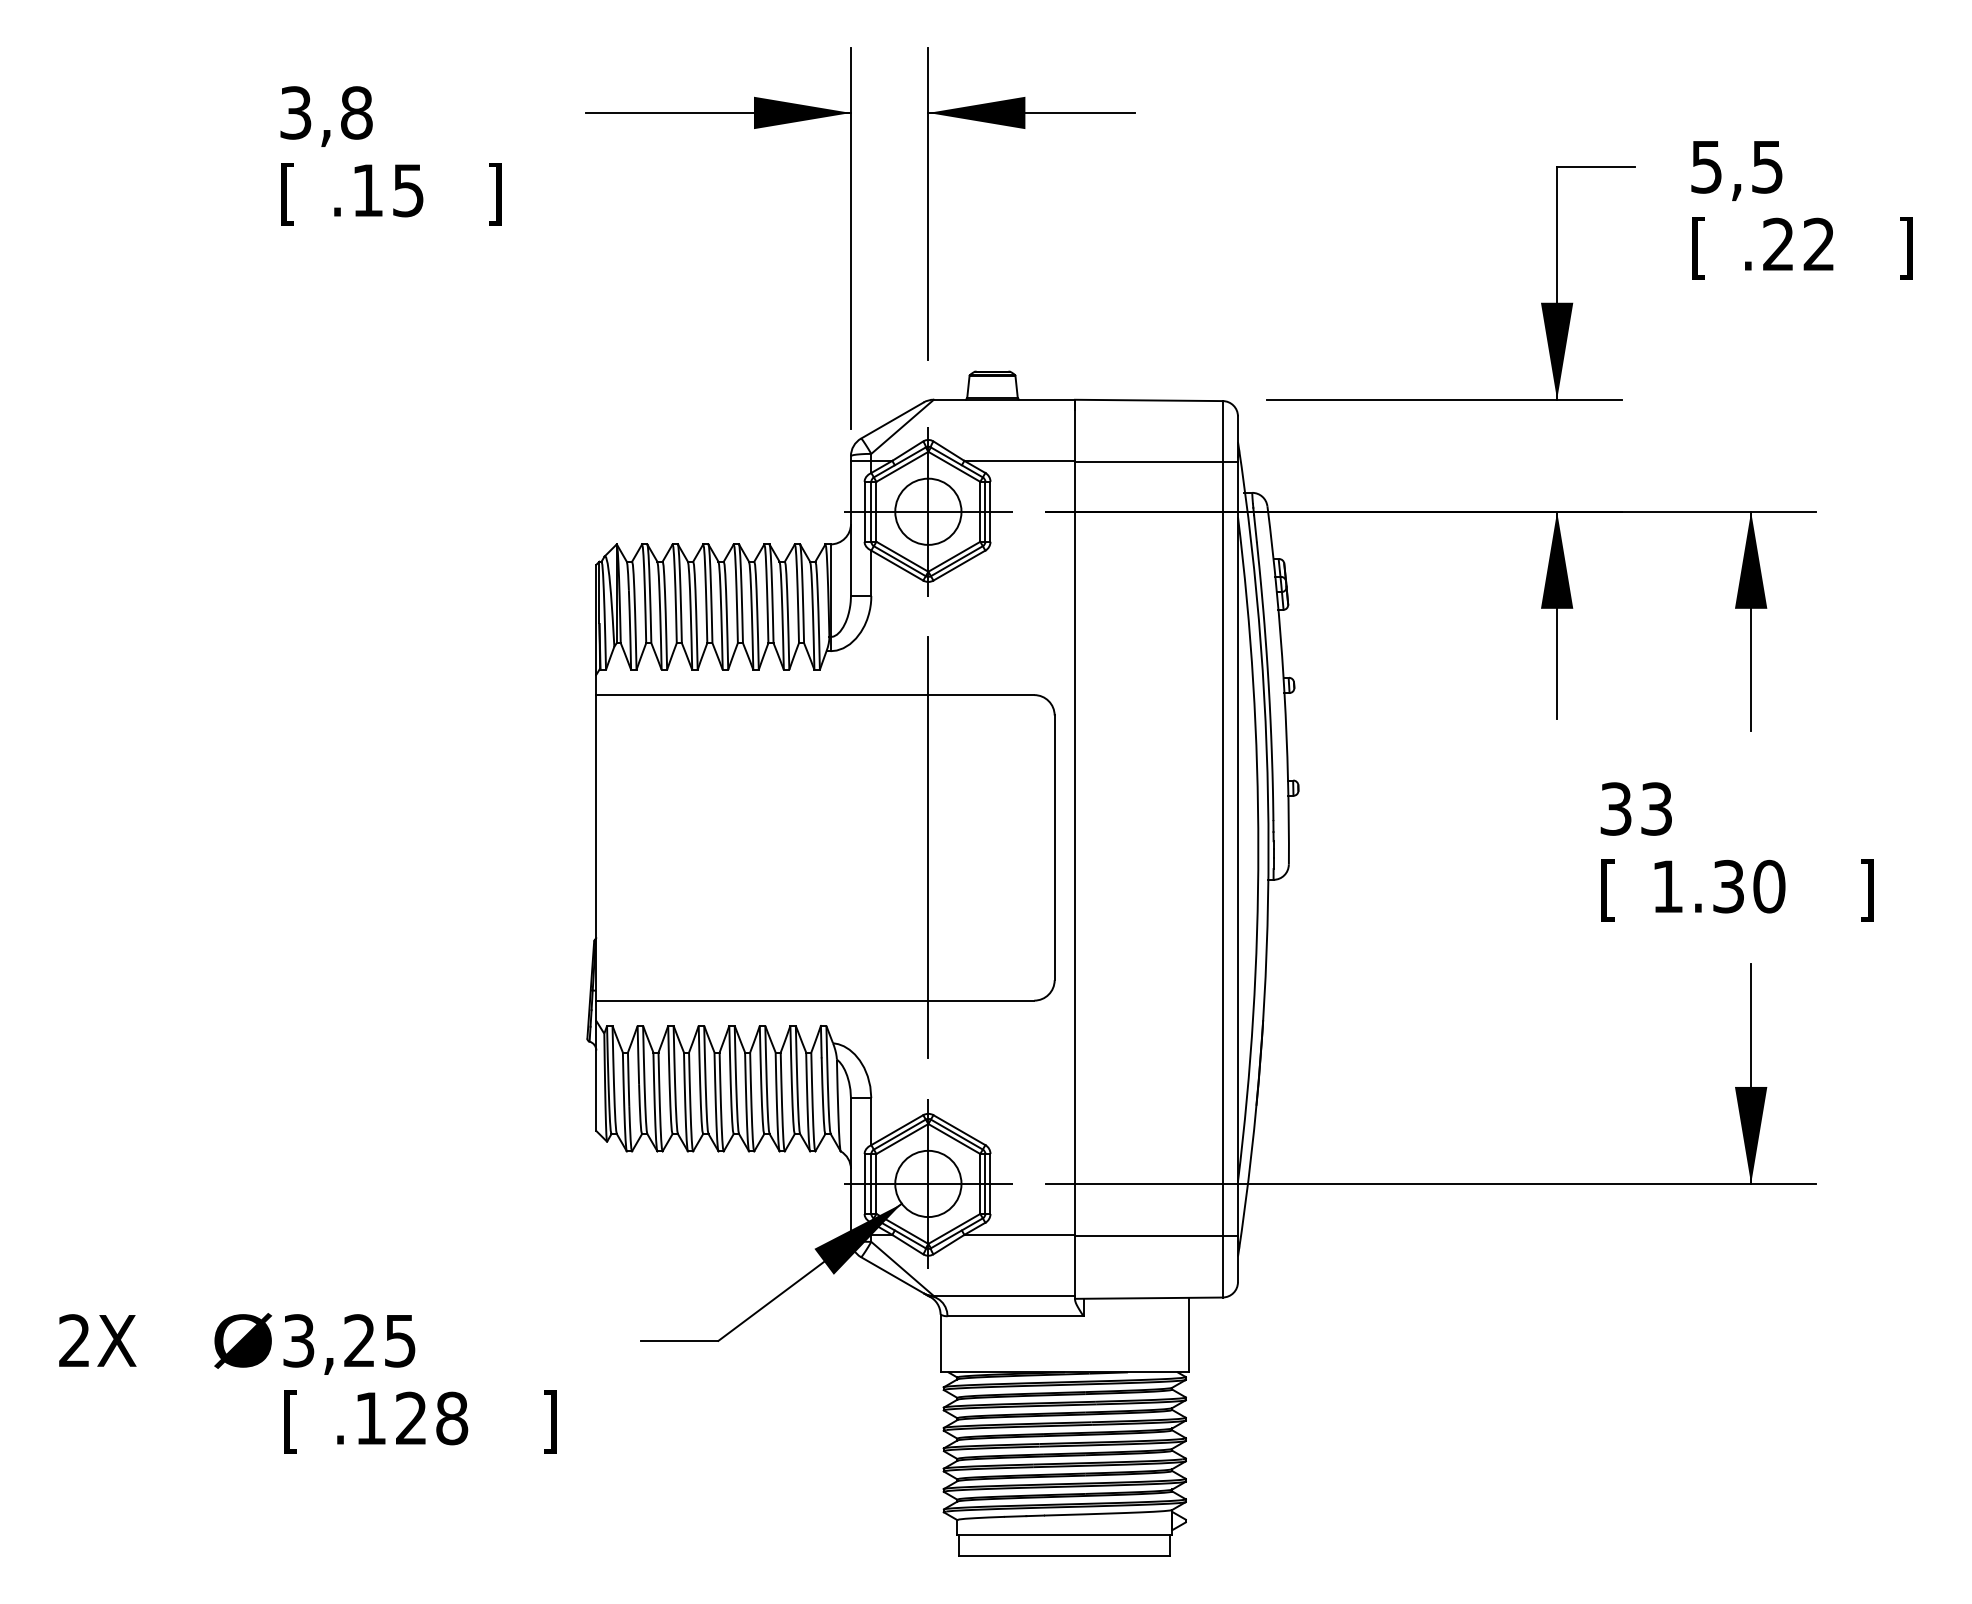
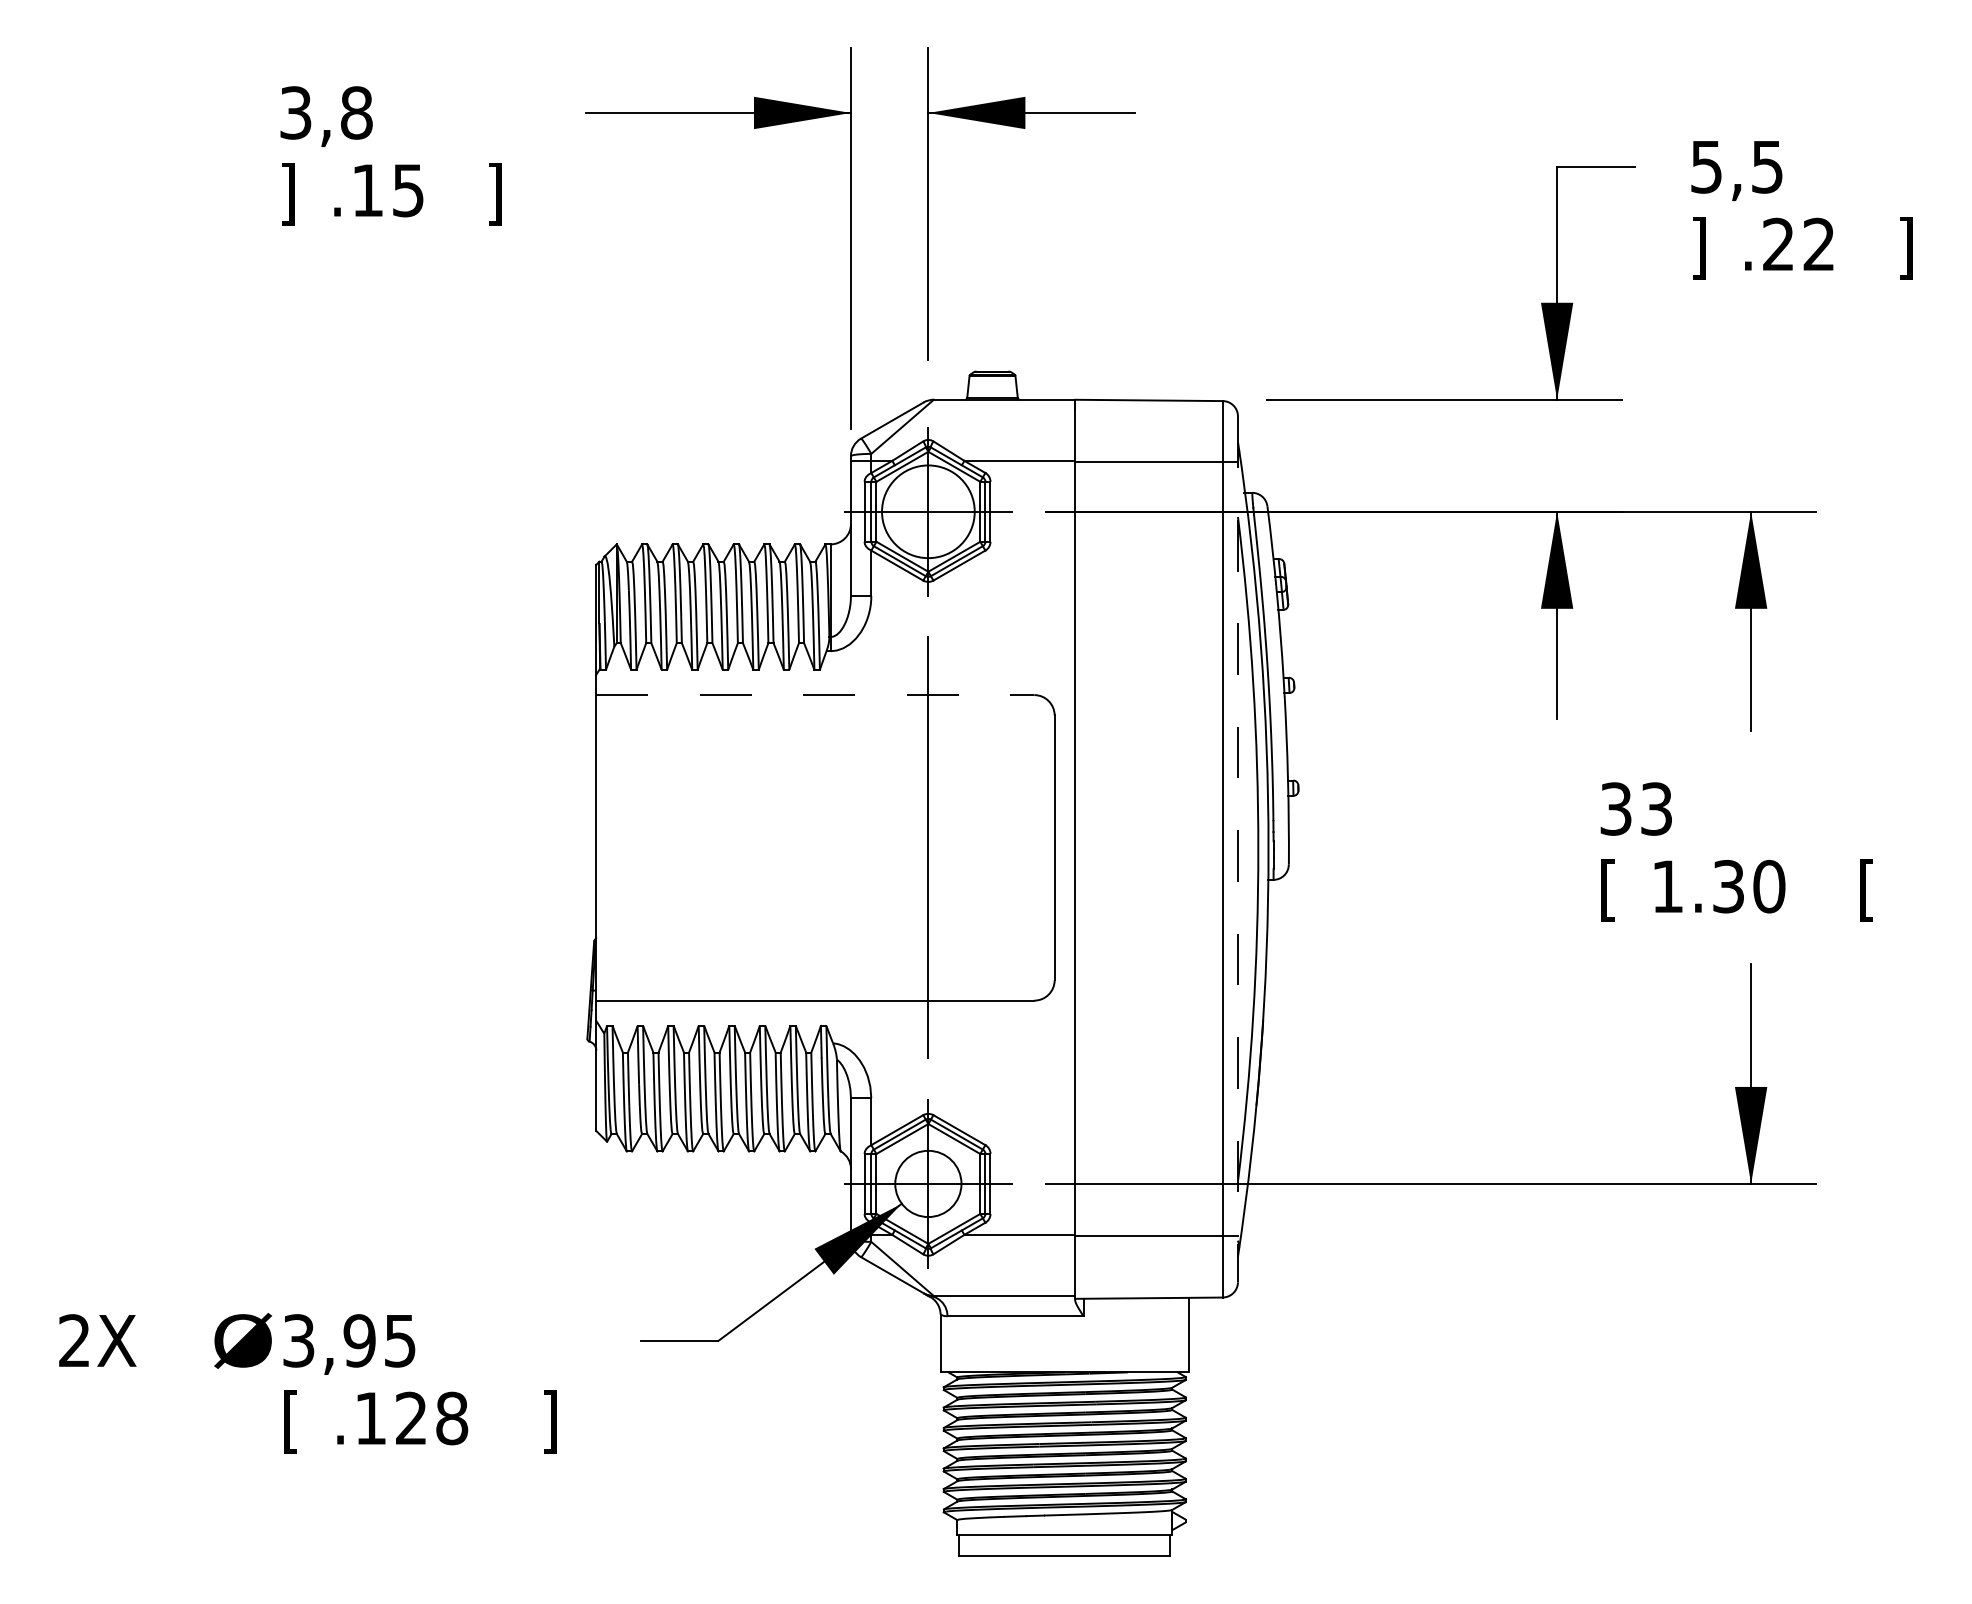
text: [ -> ] (287, 194)
text: [ -> ] (1698, 248)
circle diameter: 66 px -> 93 px (928, 511)
line: solid -> dashed (815, 695)
line: solid -> dashed (1237, 849)
text: ] -> [ (1866, 890)
text: 3,25 -> 3,95 (359, 1340)
